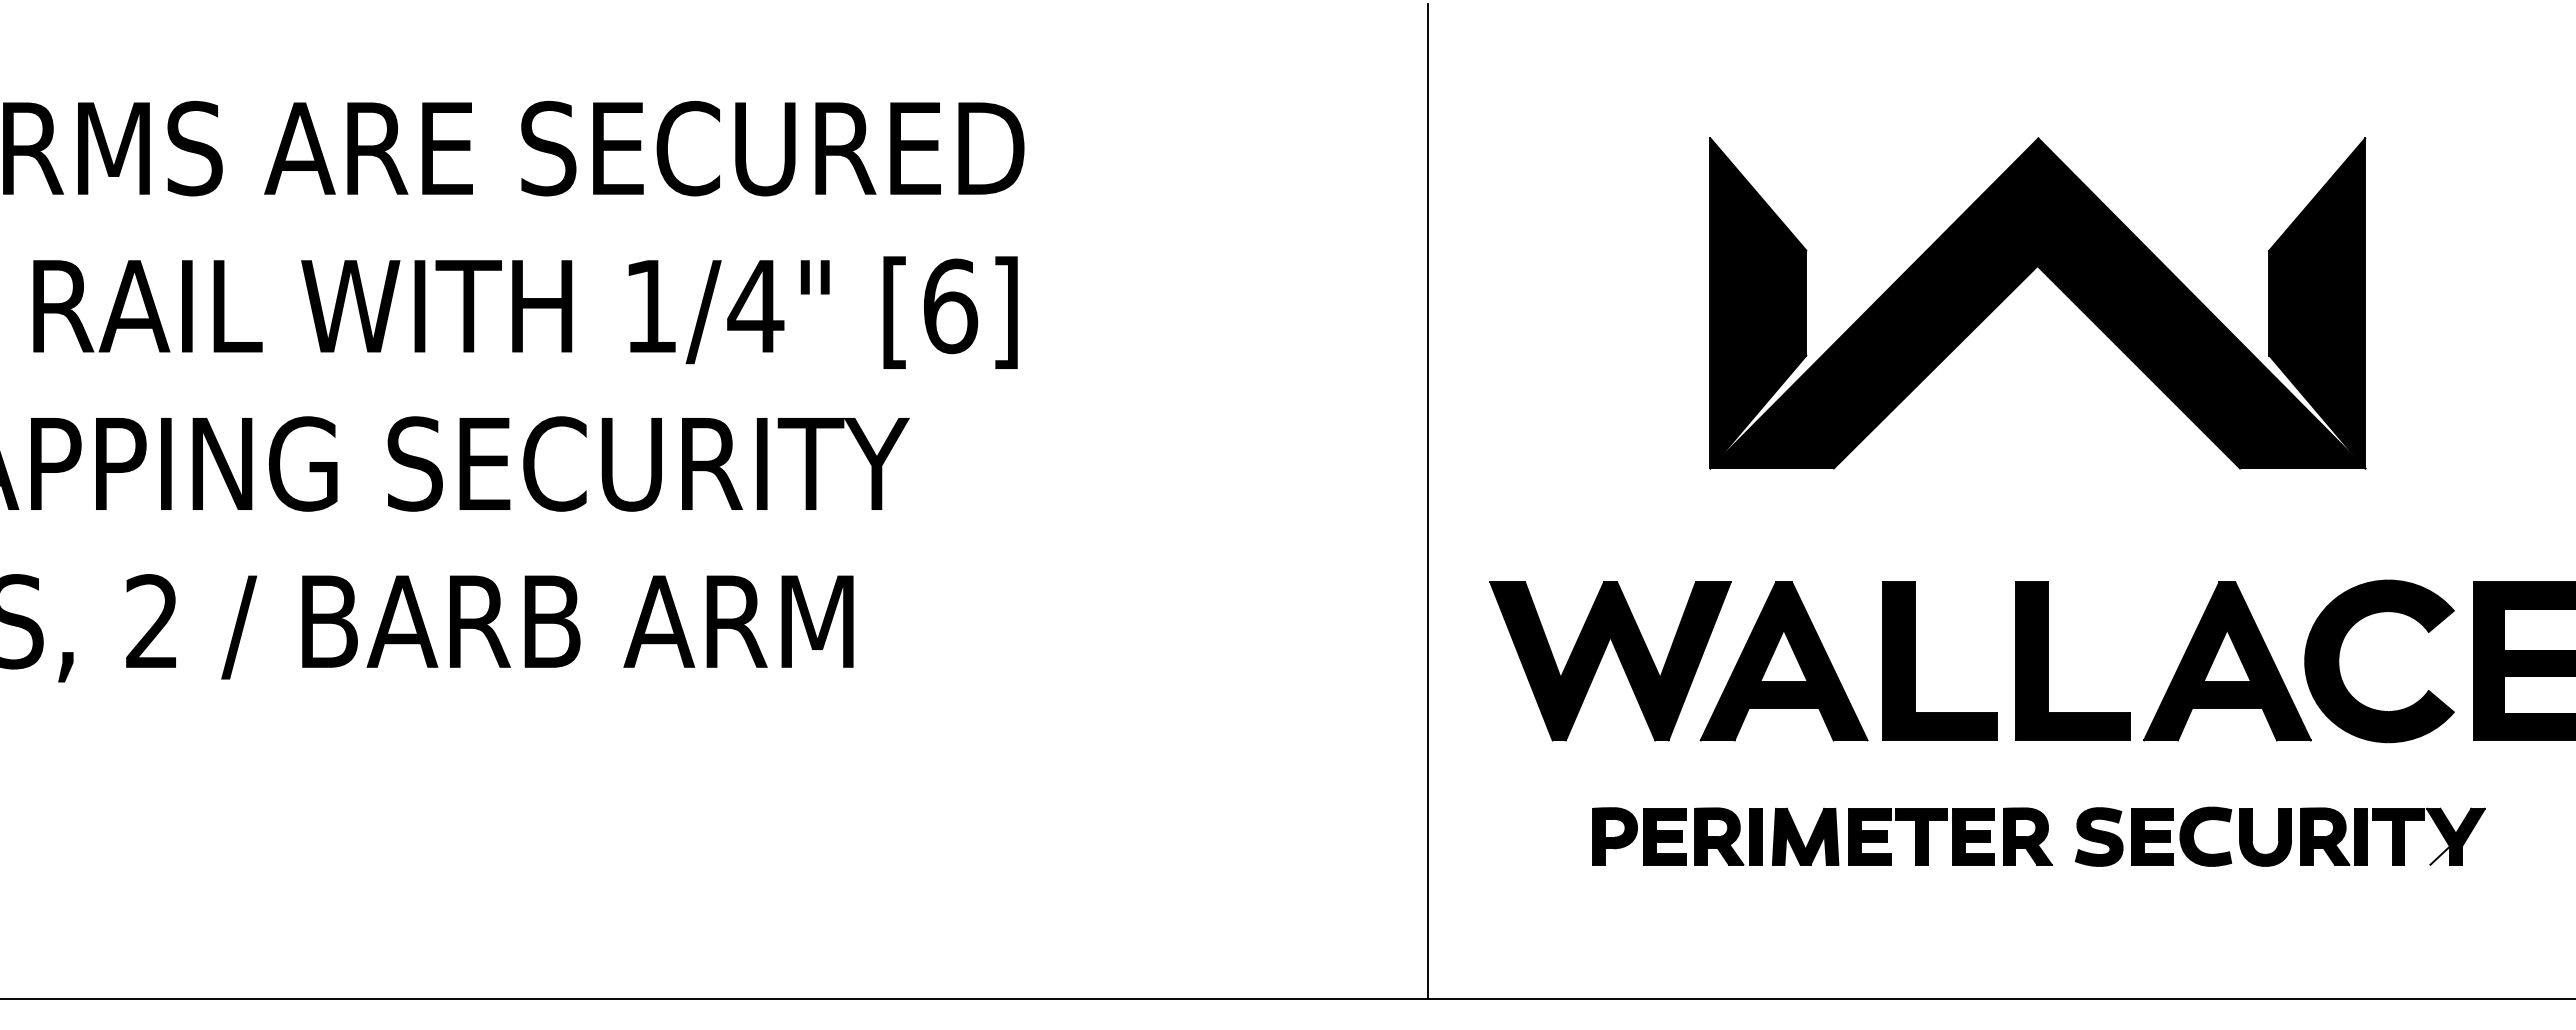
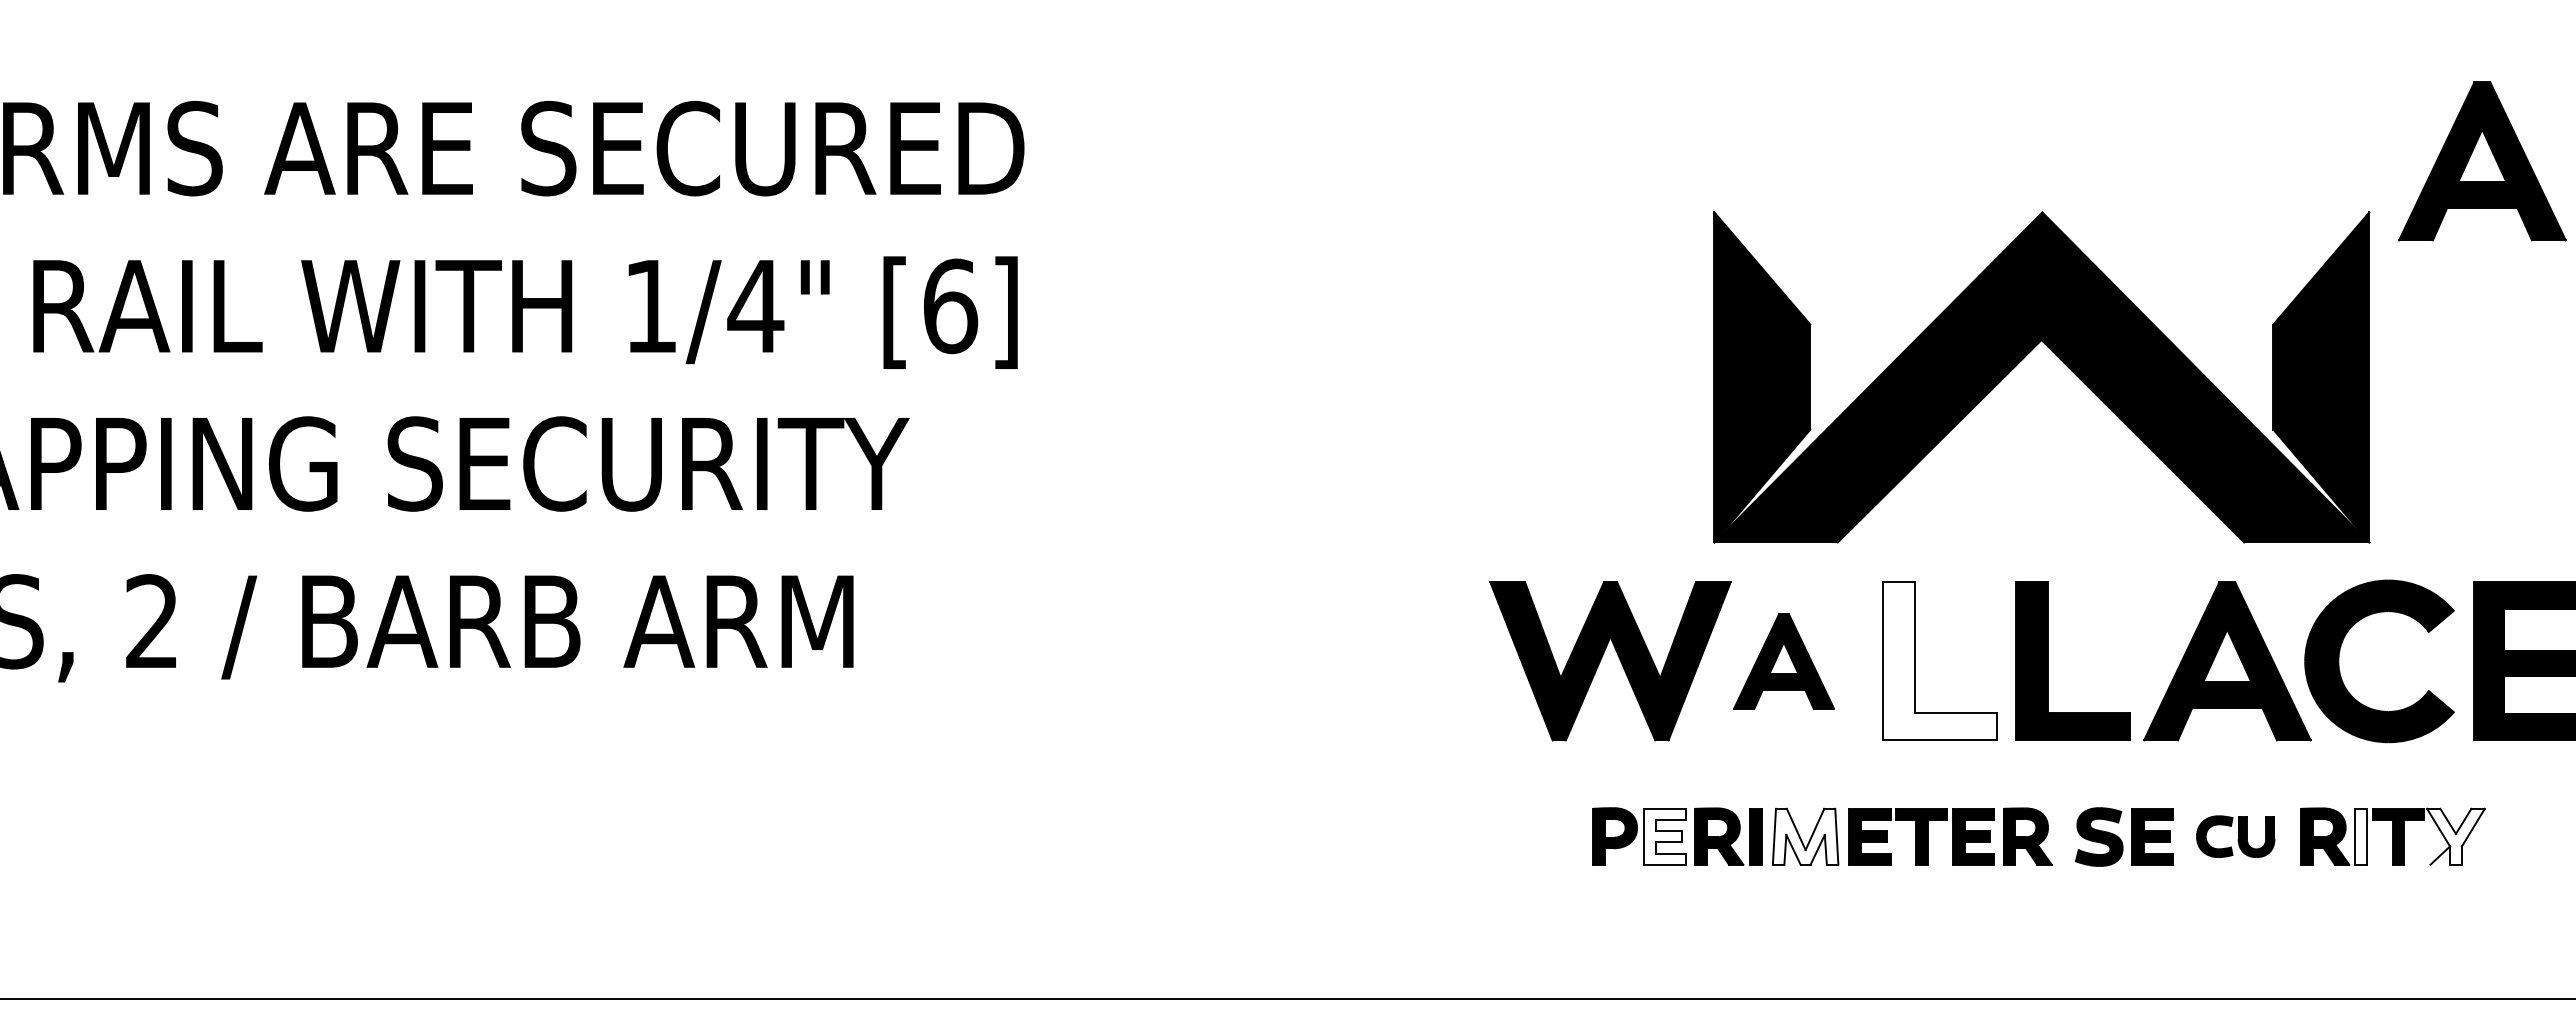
part: none -> present (2482, 161)
part position: (2019, 285) -> (2023, 359) (2023, 359)
line: present -> none (1427, 501)
part size: 170x161 px -> 102x97 px (1783, 661)
fill: present -> none (1939, 661)
fill: present -> none (1664, 836)
fill: present -> none (1805, 836)
part size: 113x61 px -> 80x43 px (2235, 836)
fill: present -> none (2360, 836)
fill: present -> none (2455, 836)
